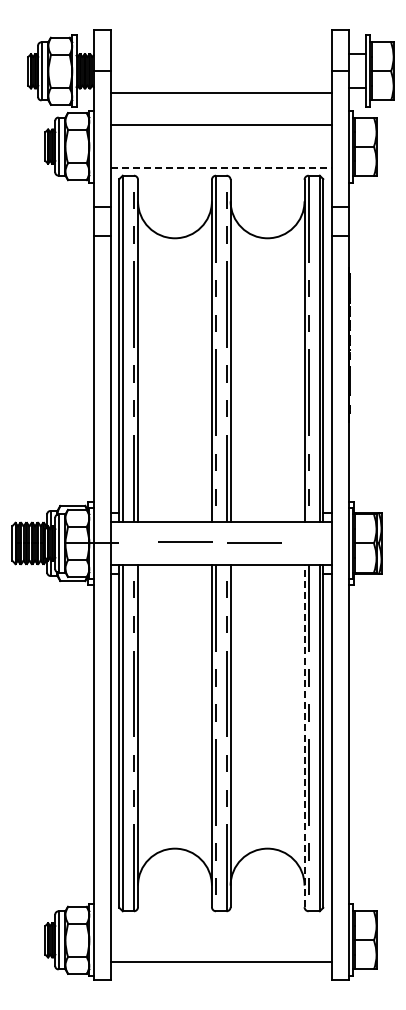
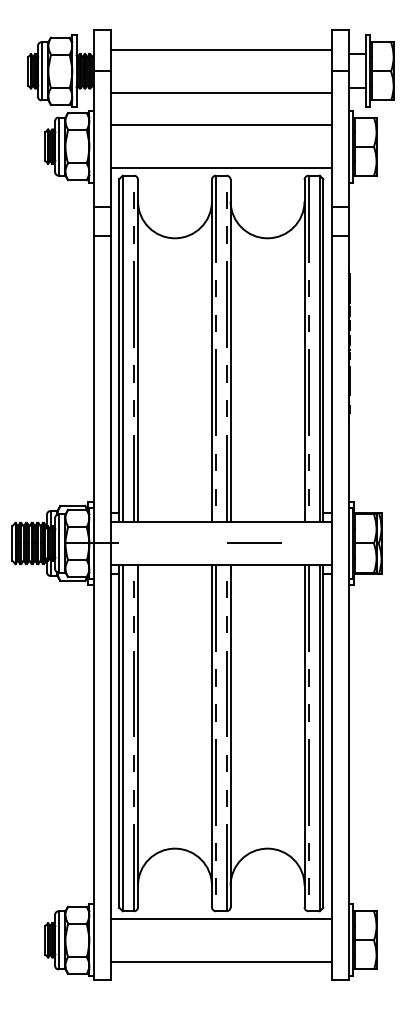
line: none -> present (220, 49)
line: dashed -> solid (221, 168)
line: present -> none (185, 541)
line: dashed -> solid (304, 736)
line: none -> present (220, 918)
